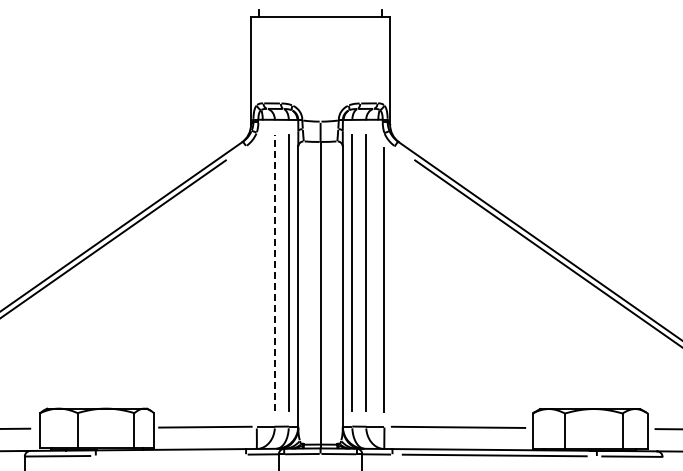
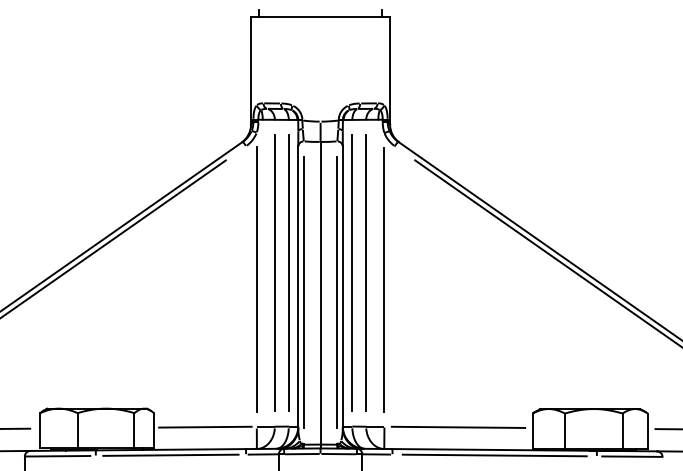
line: dashed -> solid (274, 272)
line: none -> present (256, 279)
line: none -> present (303, 292)
line: none -> present (337, 292)
line: none -> present (170, 454)
